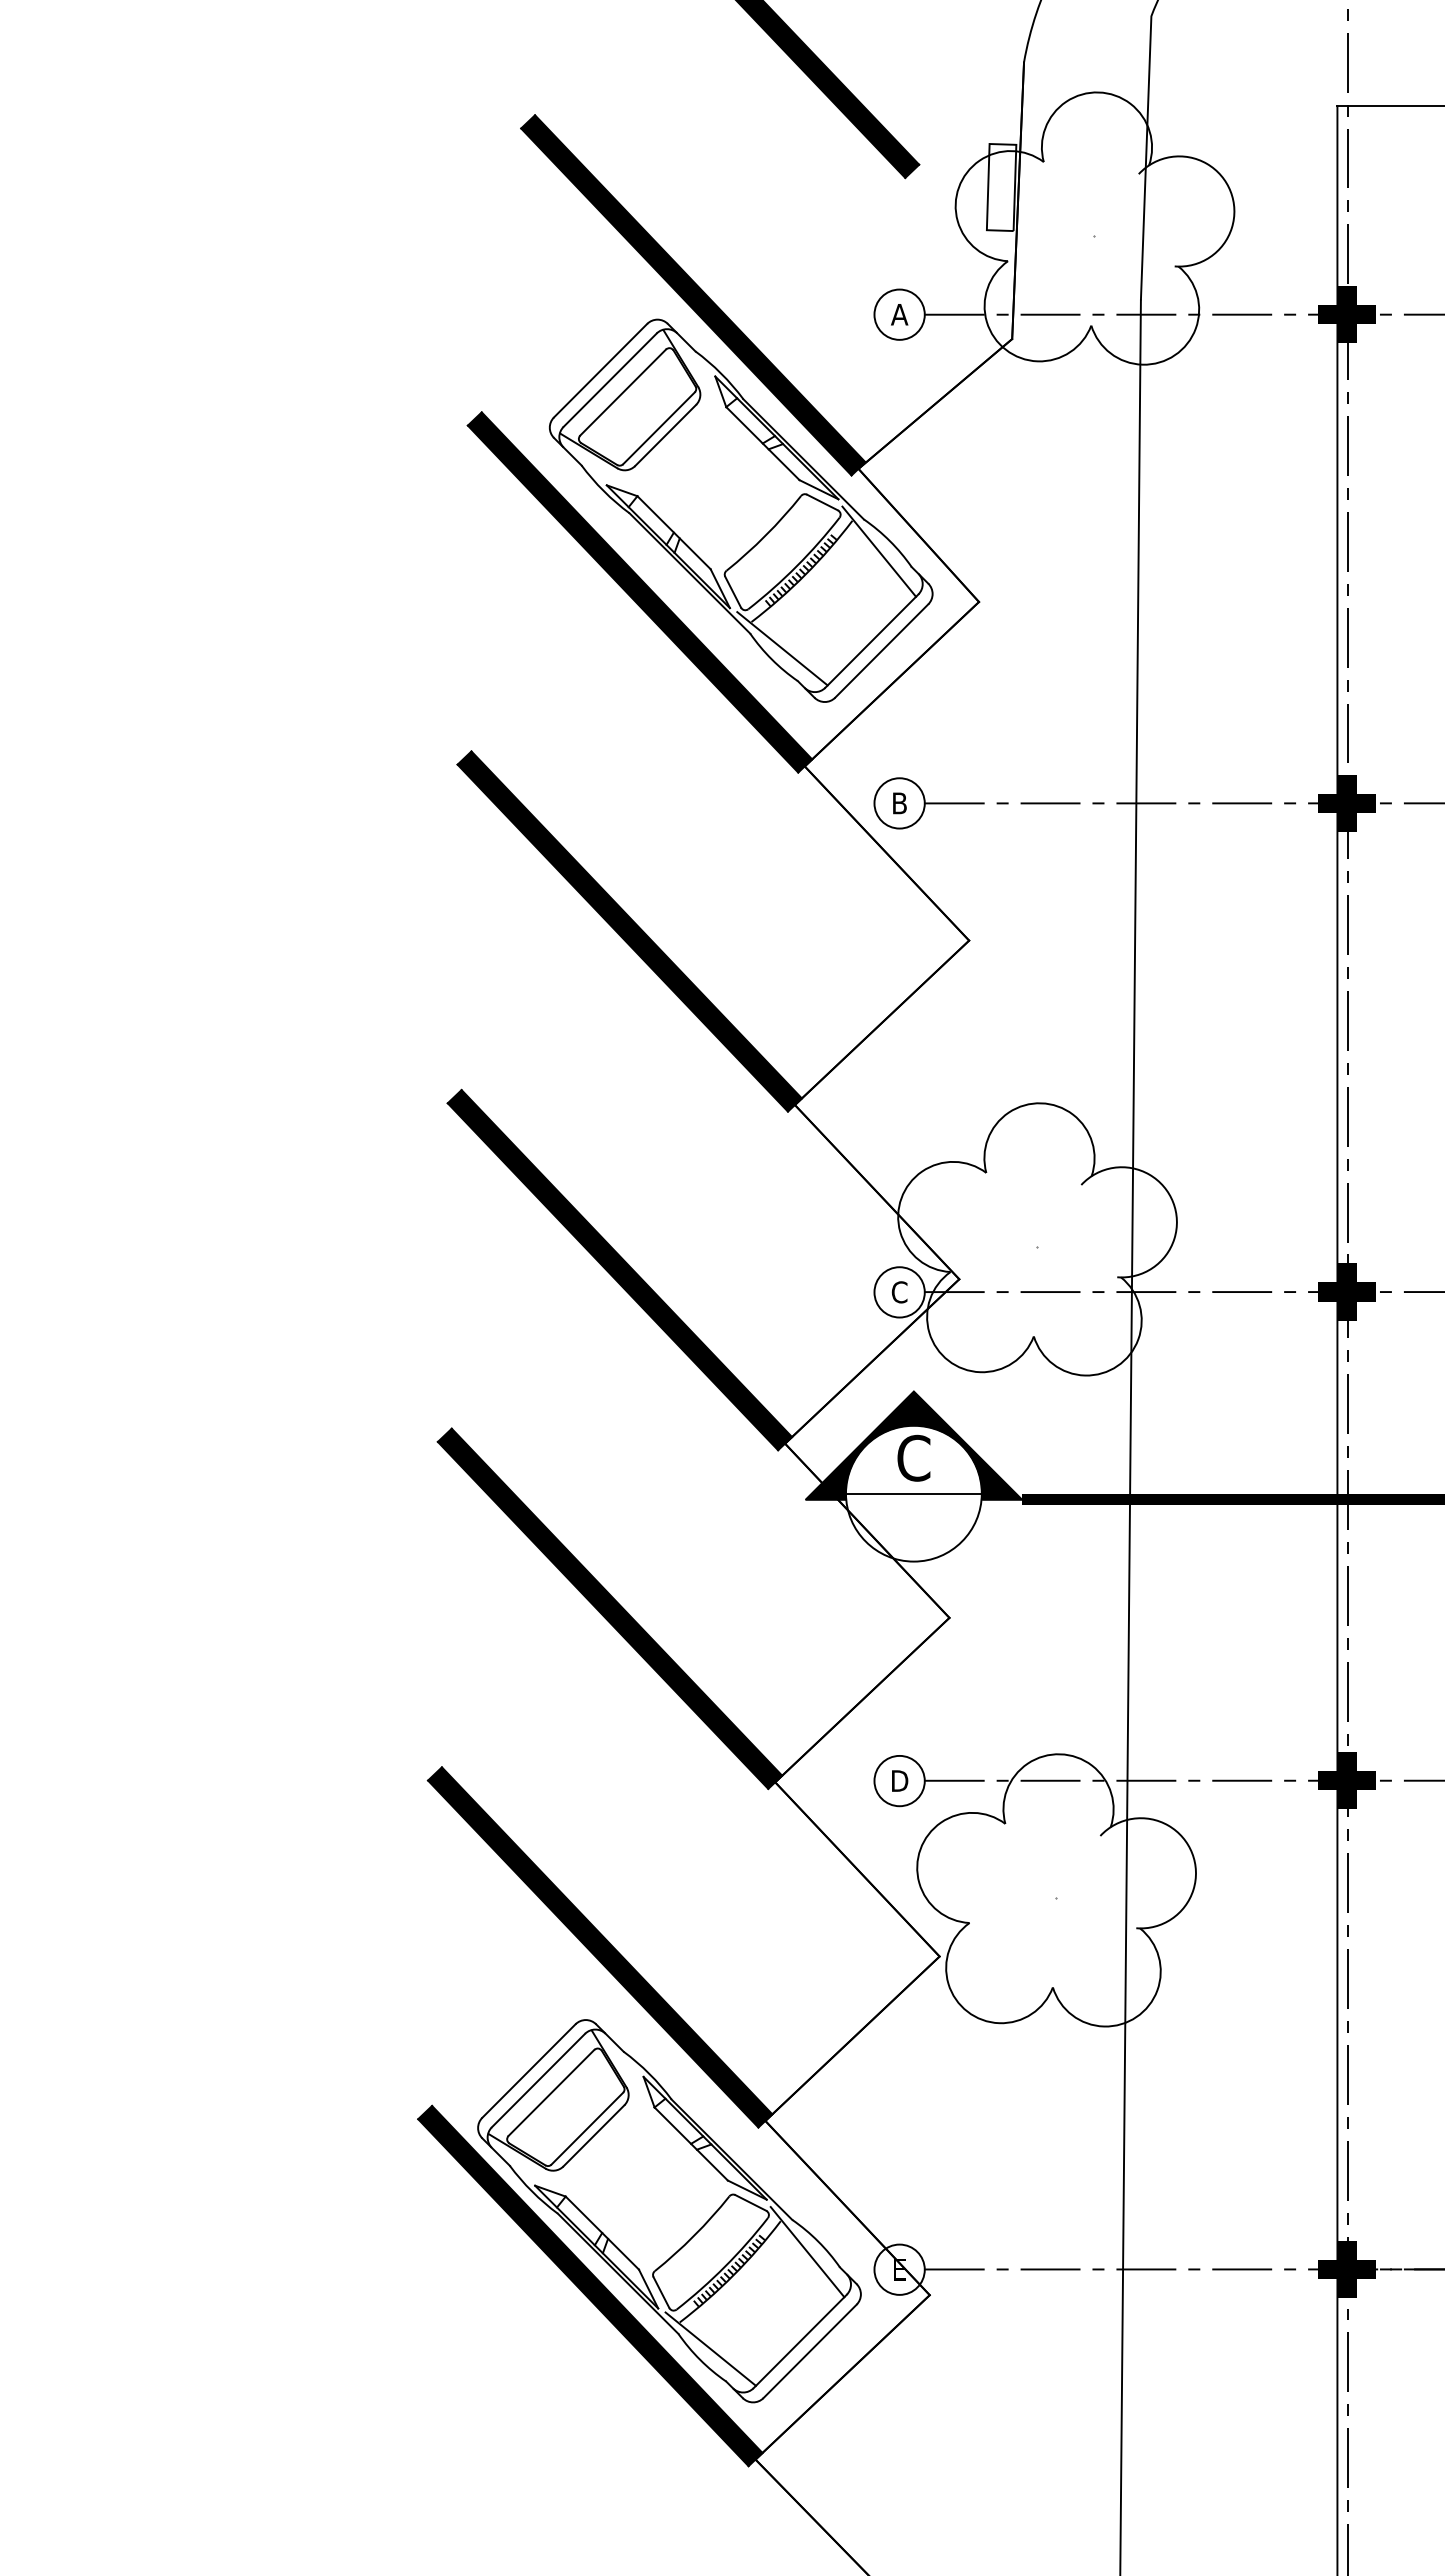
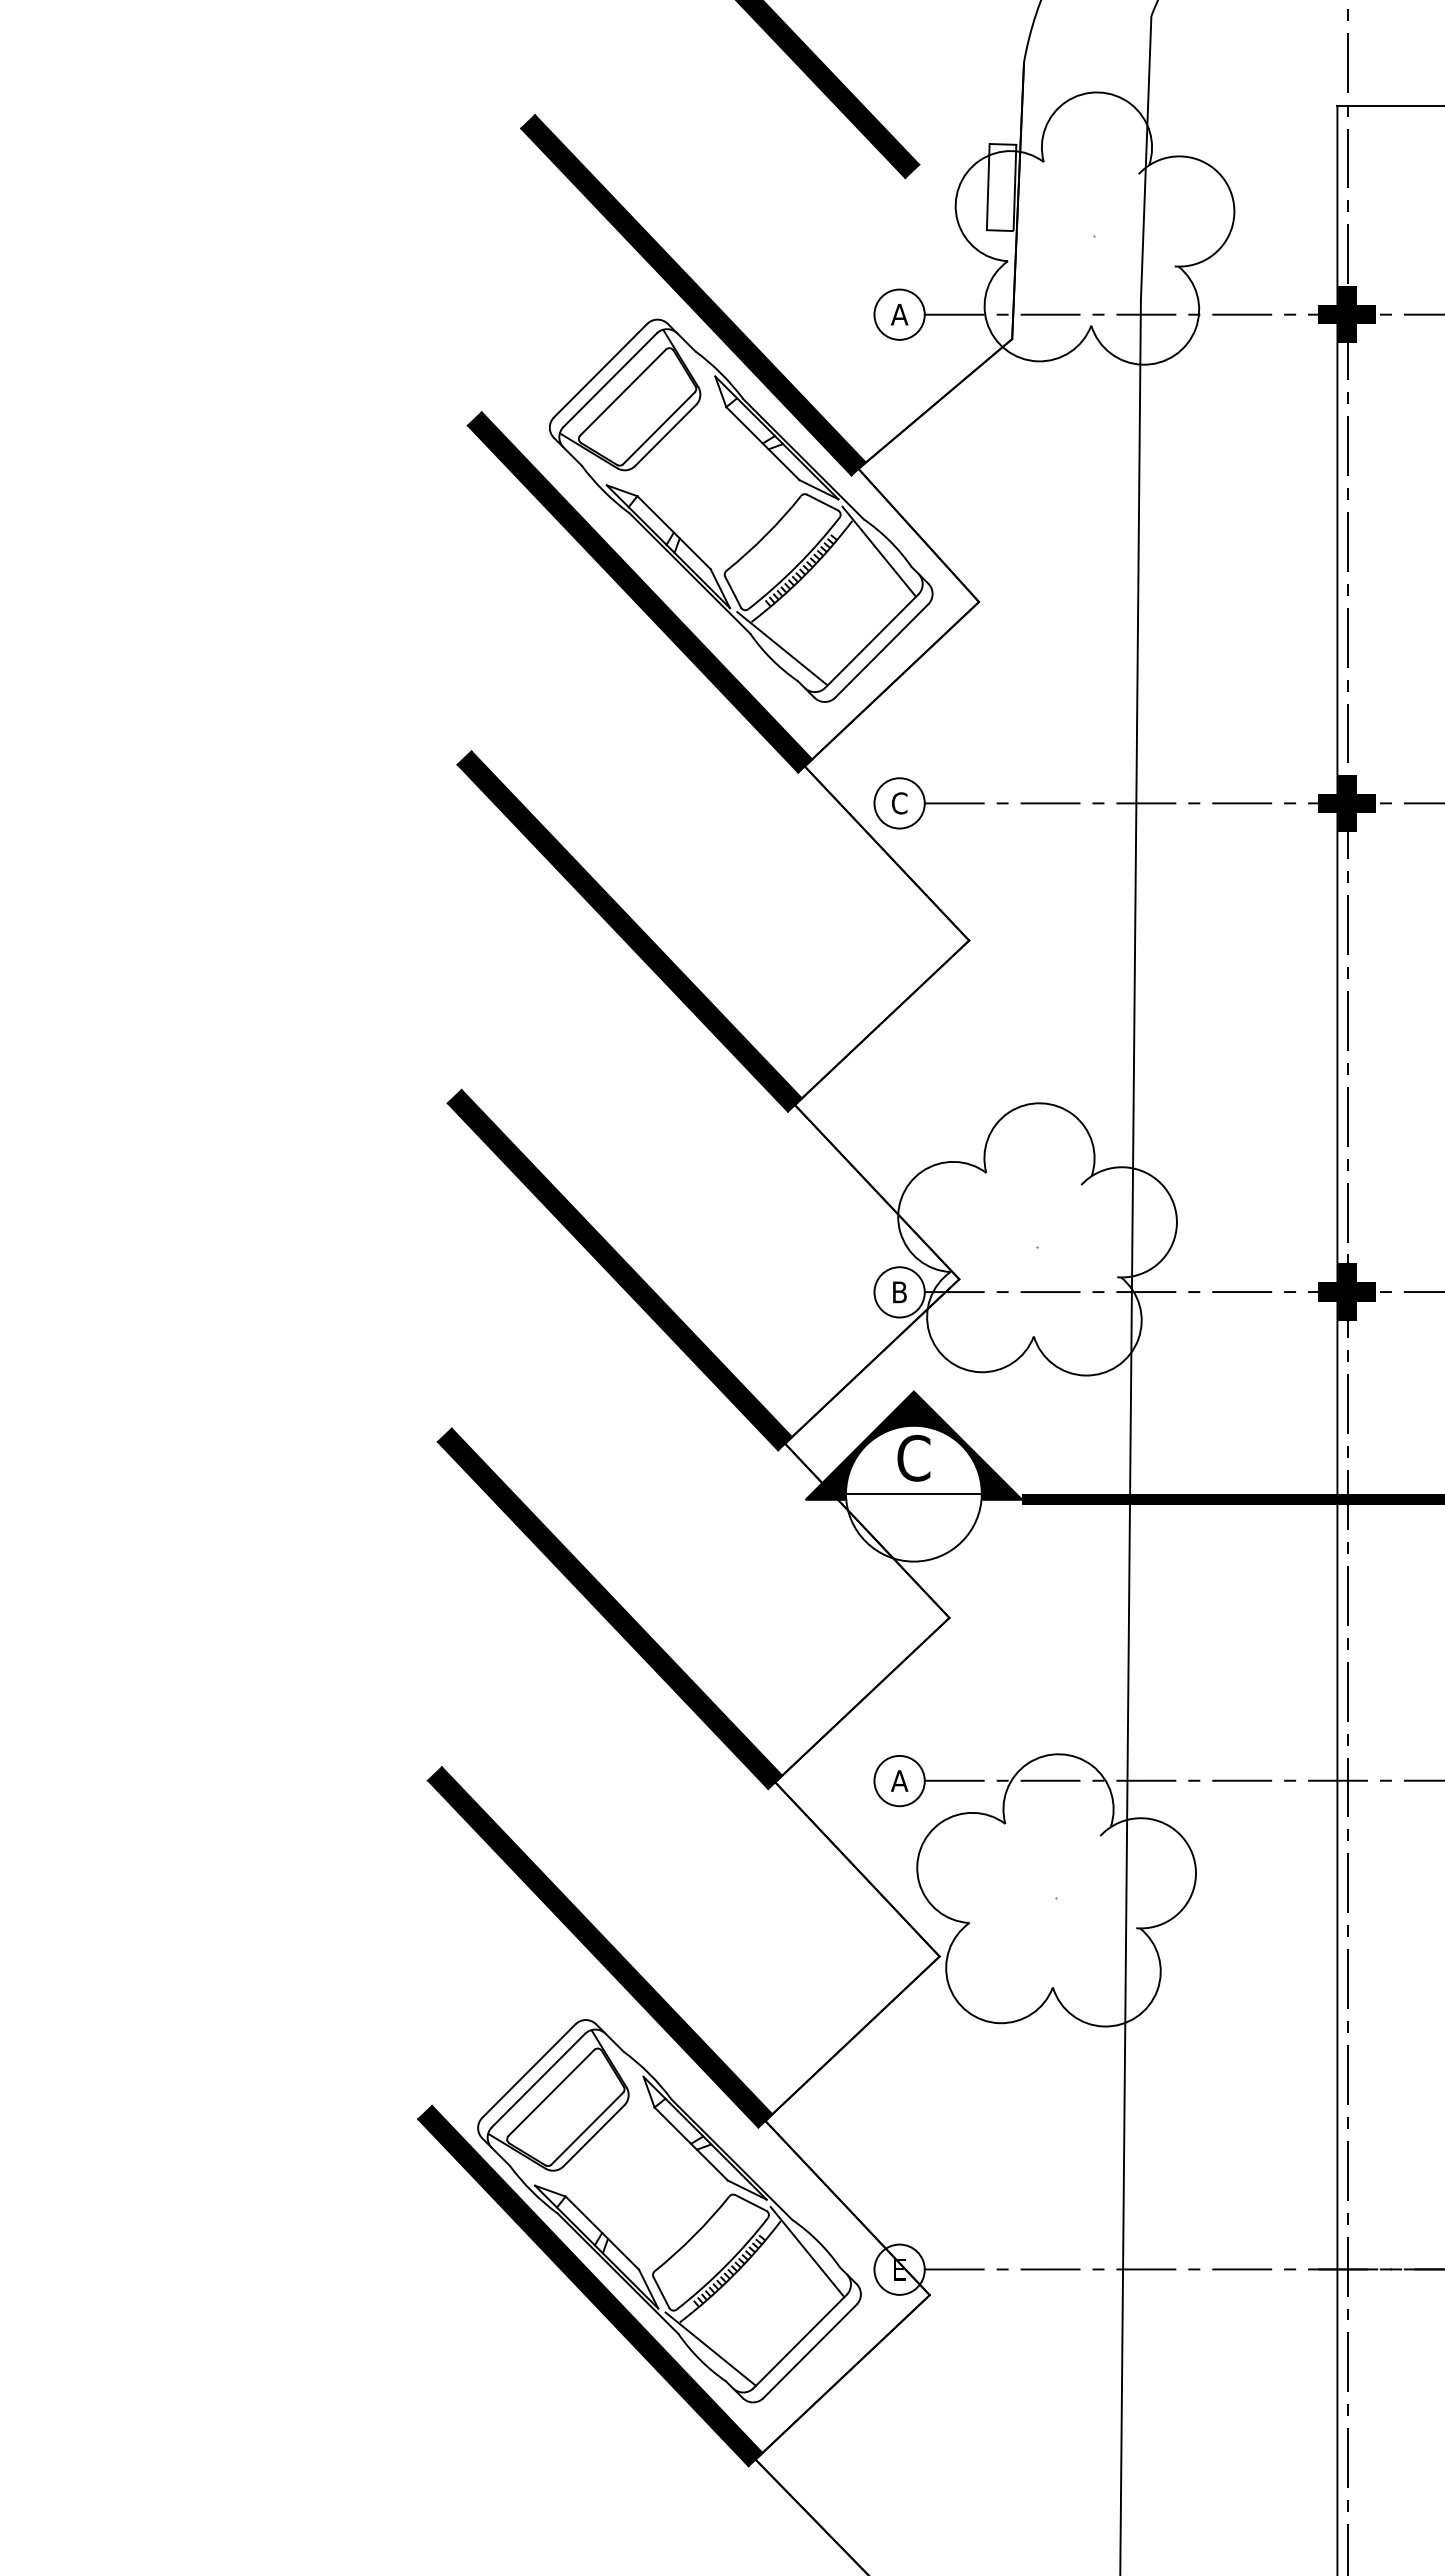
text: B -> C (899, 803)
text: C -> B (899, 1292)
text: D -> A (899, 1780)
fill: present -> none (1346, 1780)
fill: present -> none (1346, 2269)
